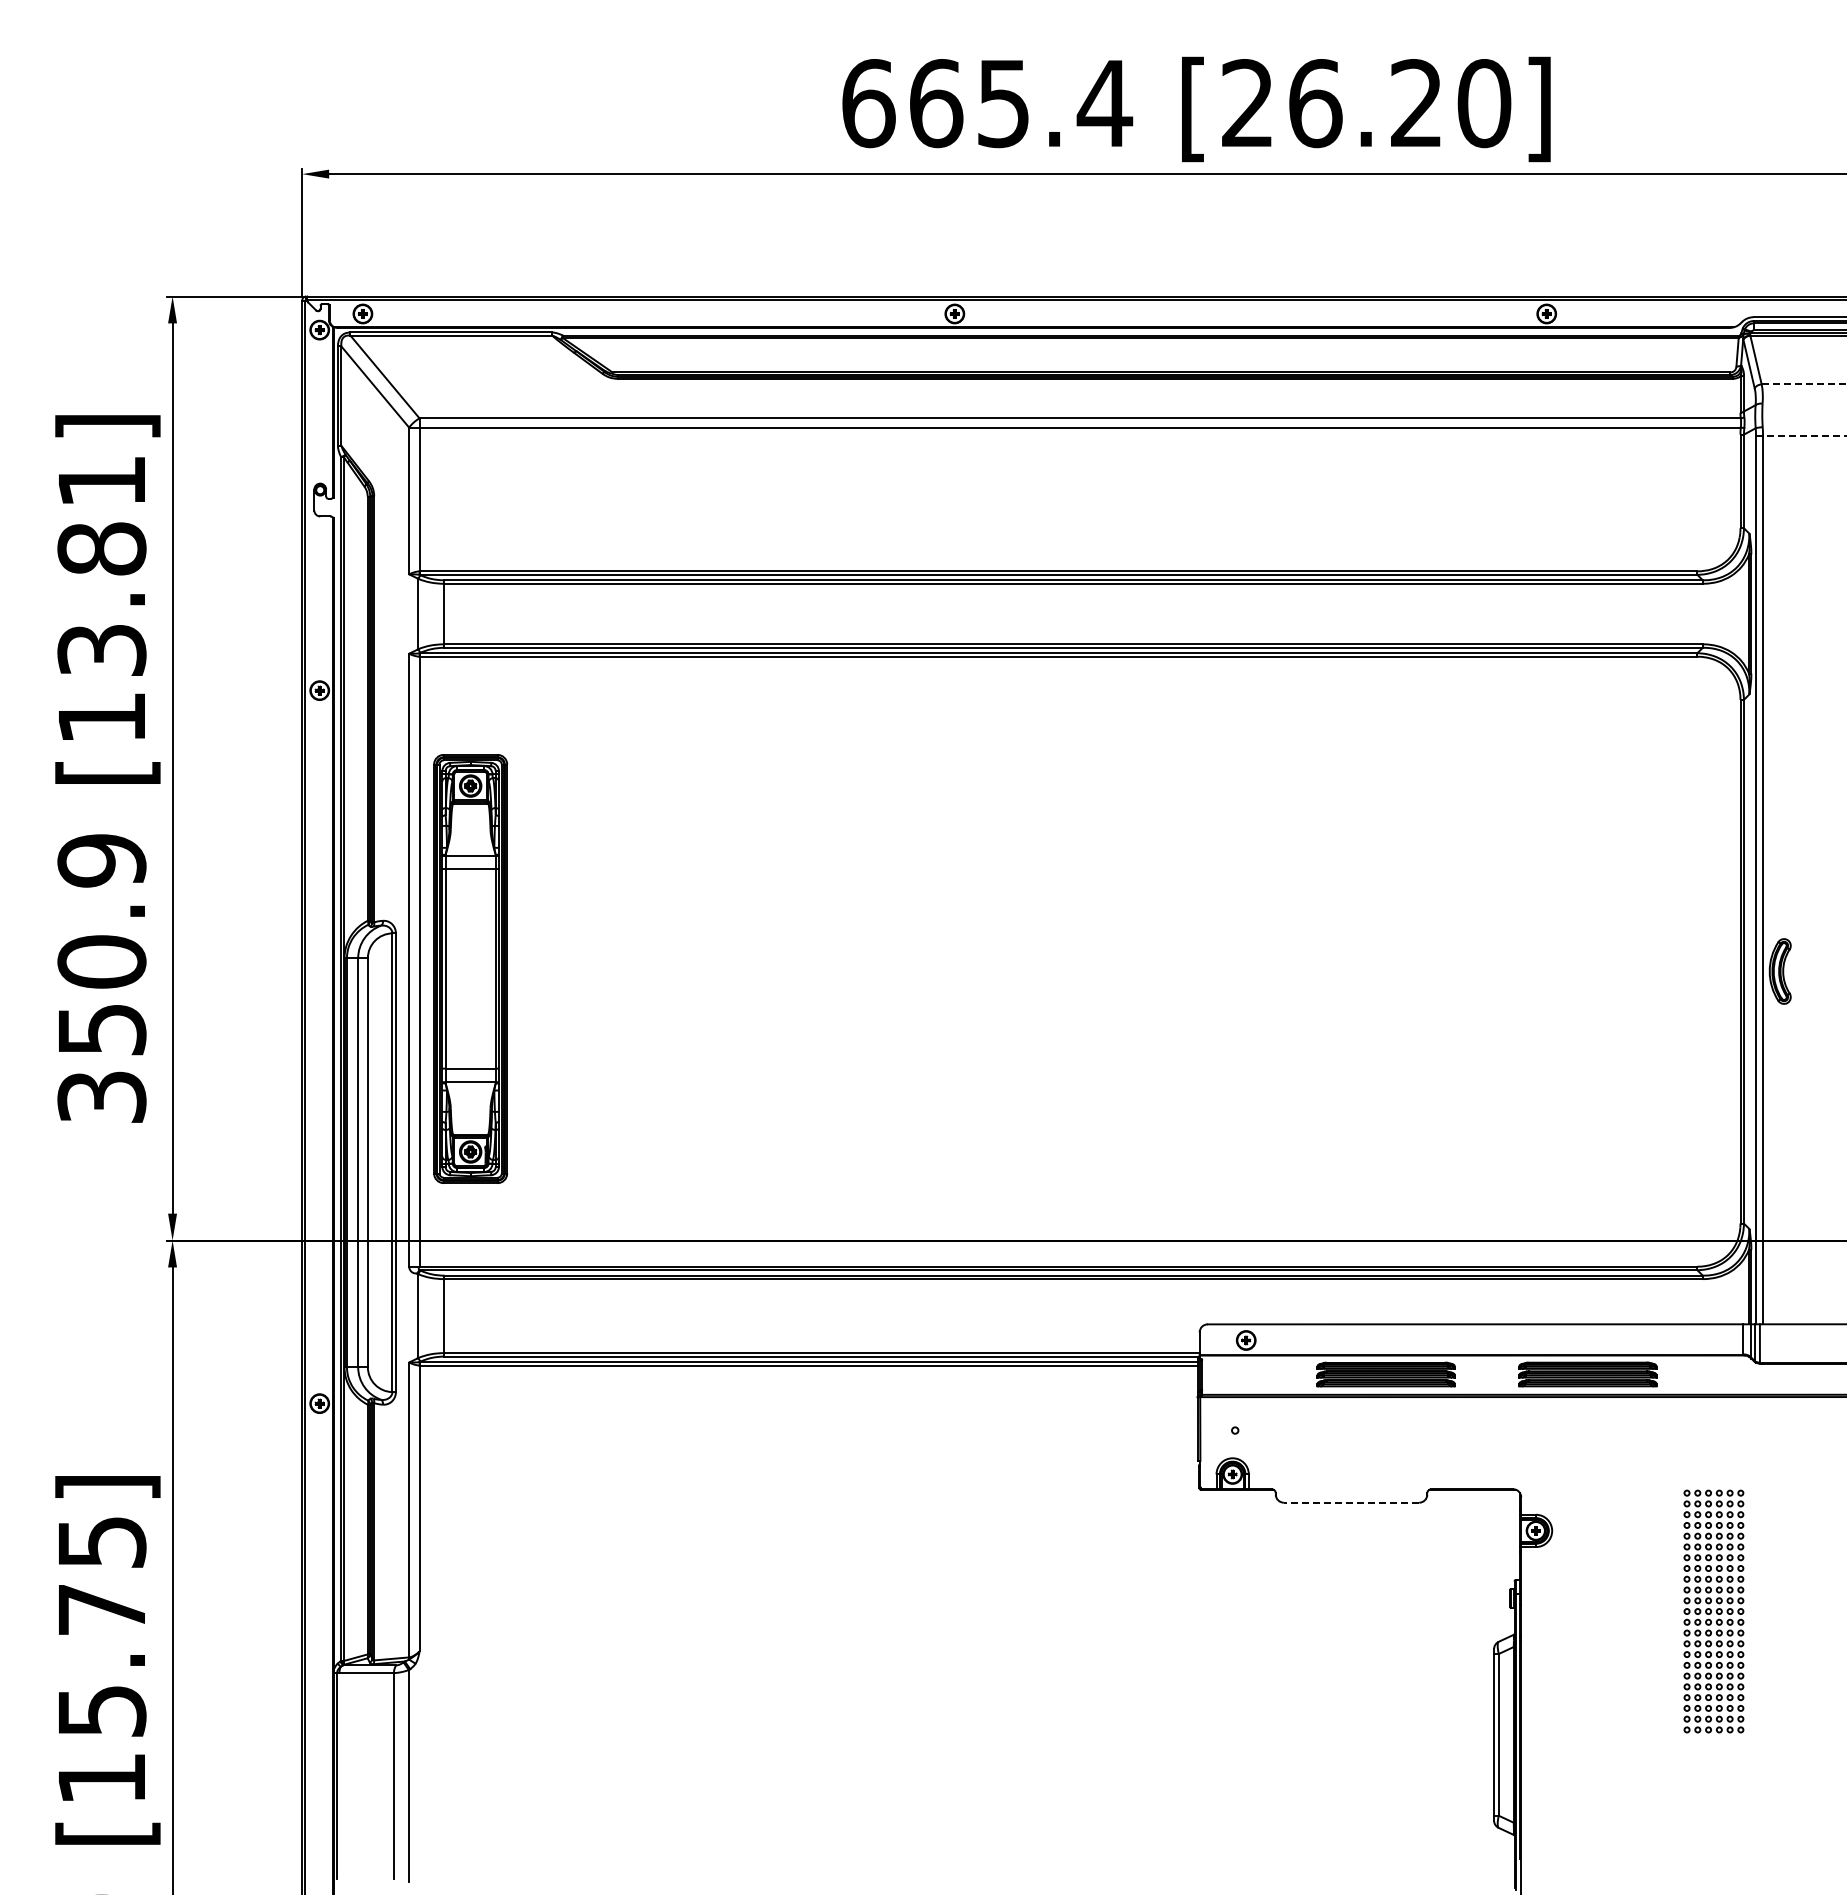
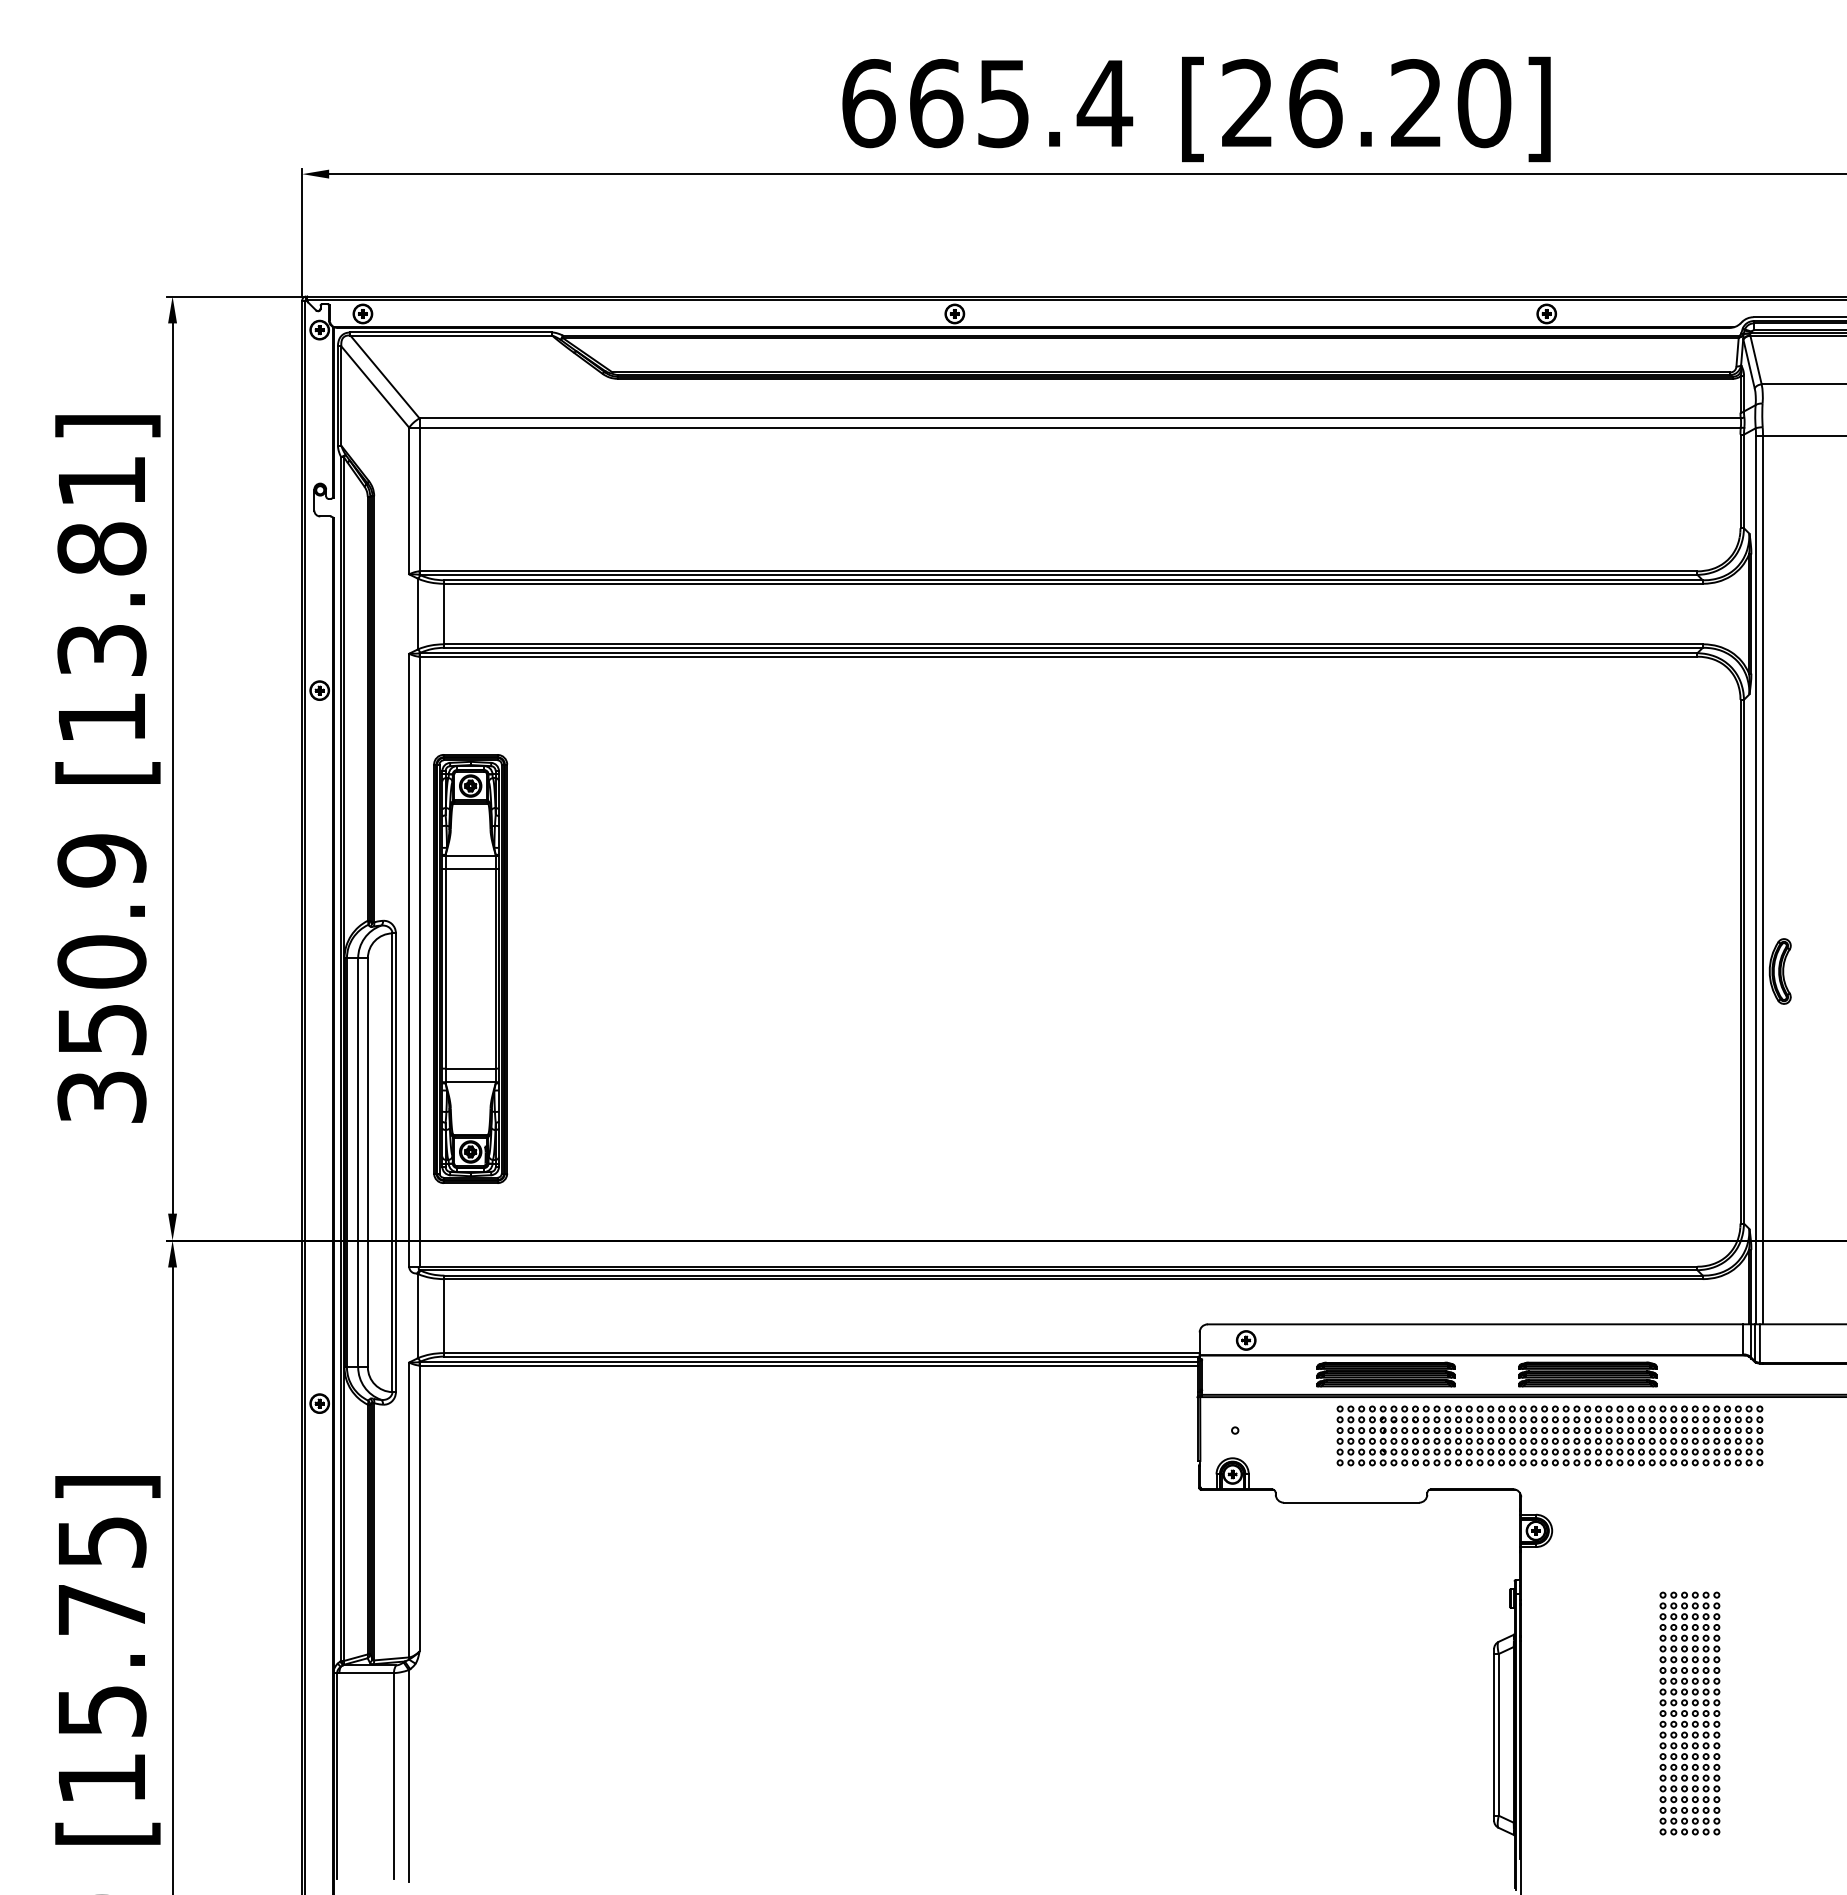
line: dashed -> solid (1804, 384)
line: dashed -> solid (1801, 435)
part: none -> present (1549, 1435)
line: dashed -> solid (1351, 1502)
part position: (1713, 1611) -> (1689, 1713) (1689, 1713)
